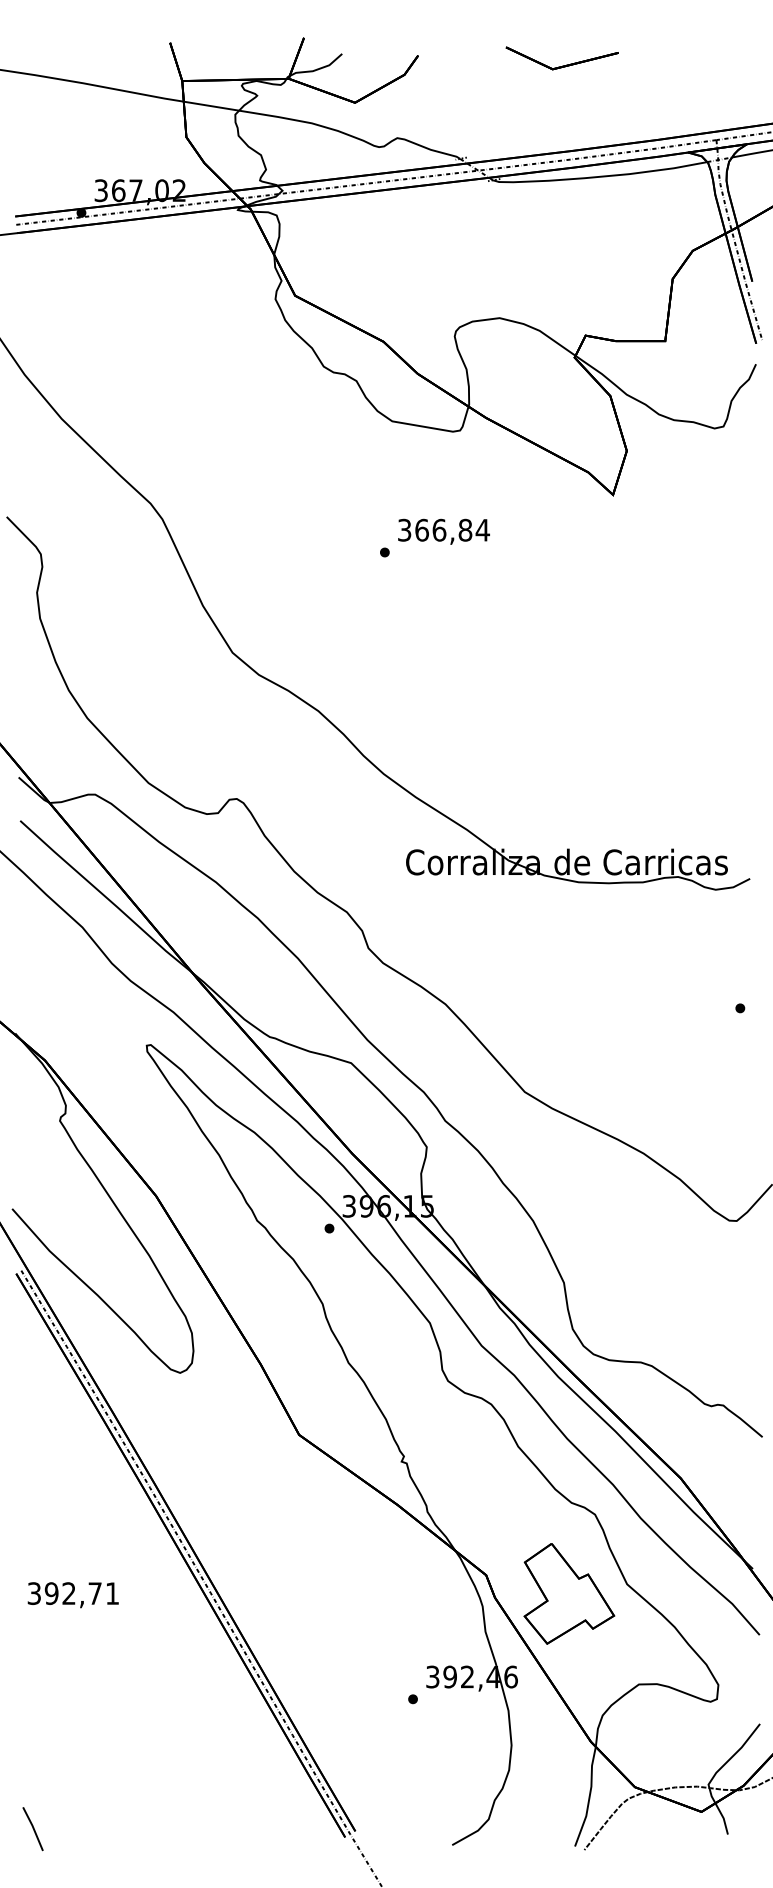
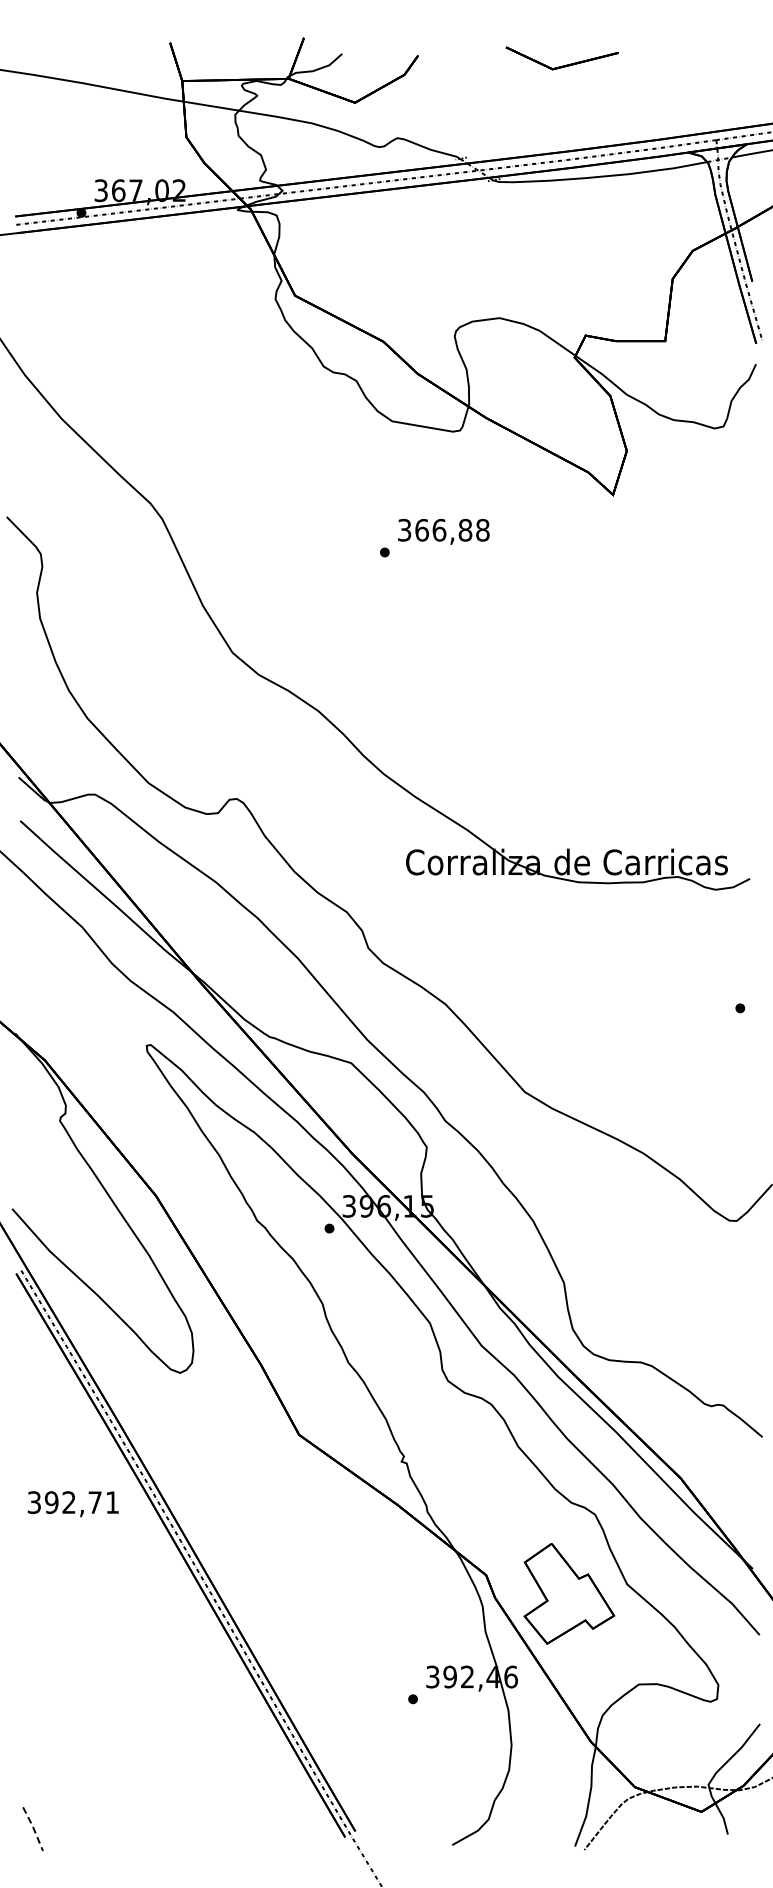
text: 366,84 -> 366,88 (482, 529)
text position: (72, 1595) -> (72, 1504) (72, 1504)
line: solid -> dashed (33, 1828)
